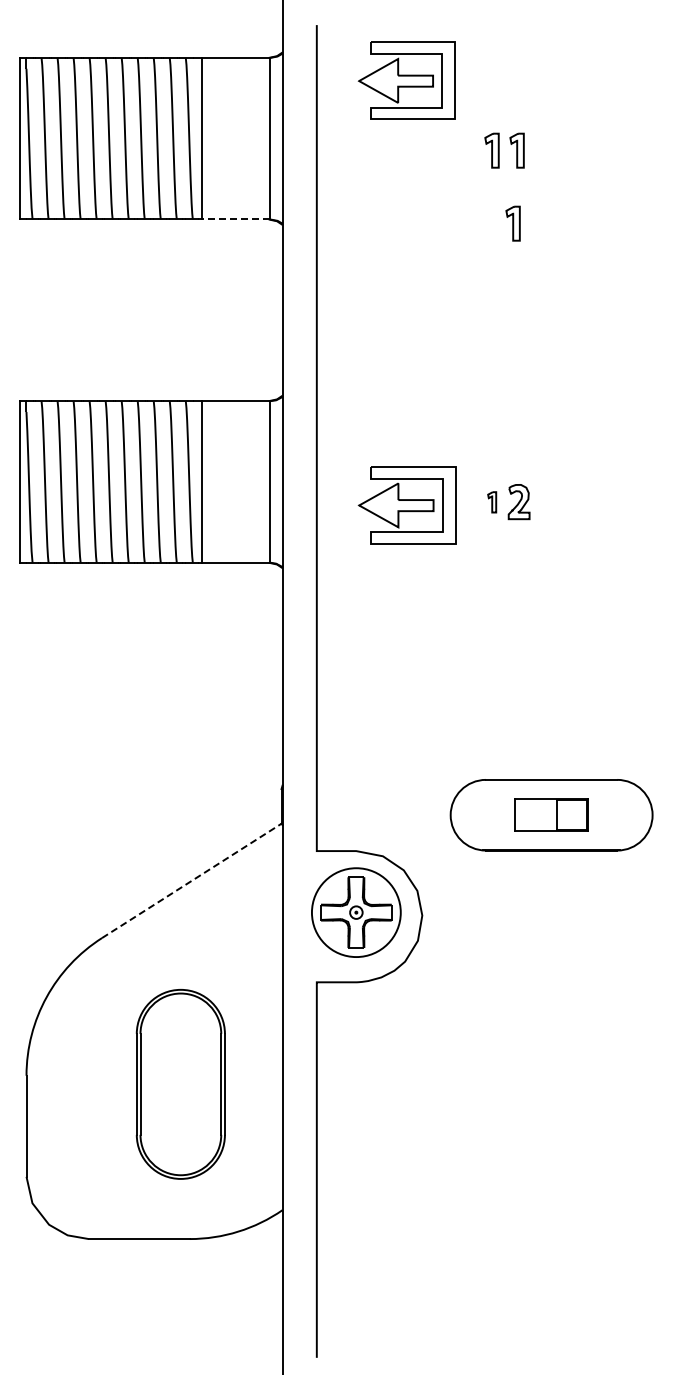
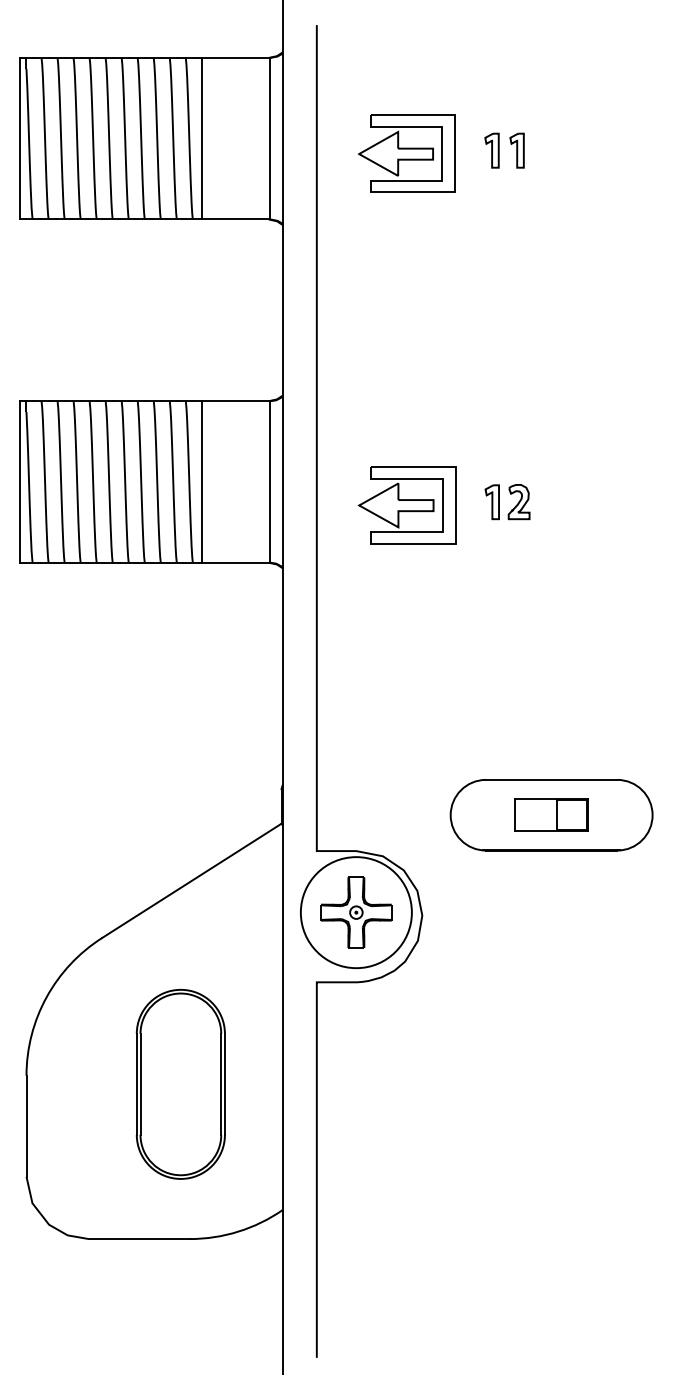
part position: (406, 80) -> (406, 153) (406, 153)
line: dashed -> solid (236, 219)
part: present -> none (512, 223)
part size: 11x23 px -> 16x37 px (491, 502)
line: dashed -> solid (192, 880)
circle diameter: 89 px -> 111 px (355, 912)
